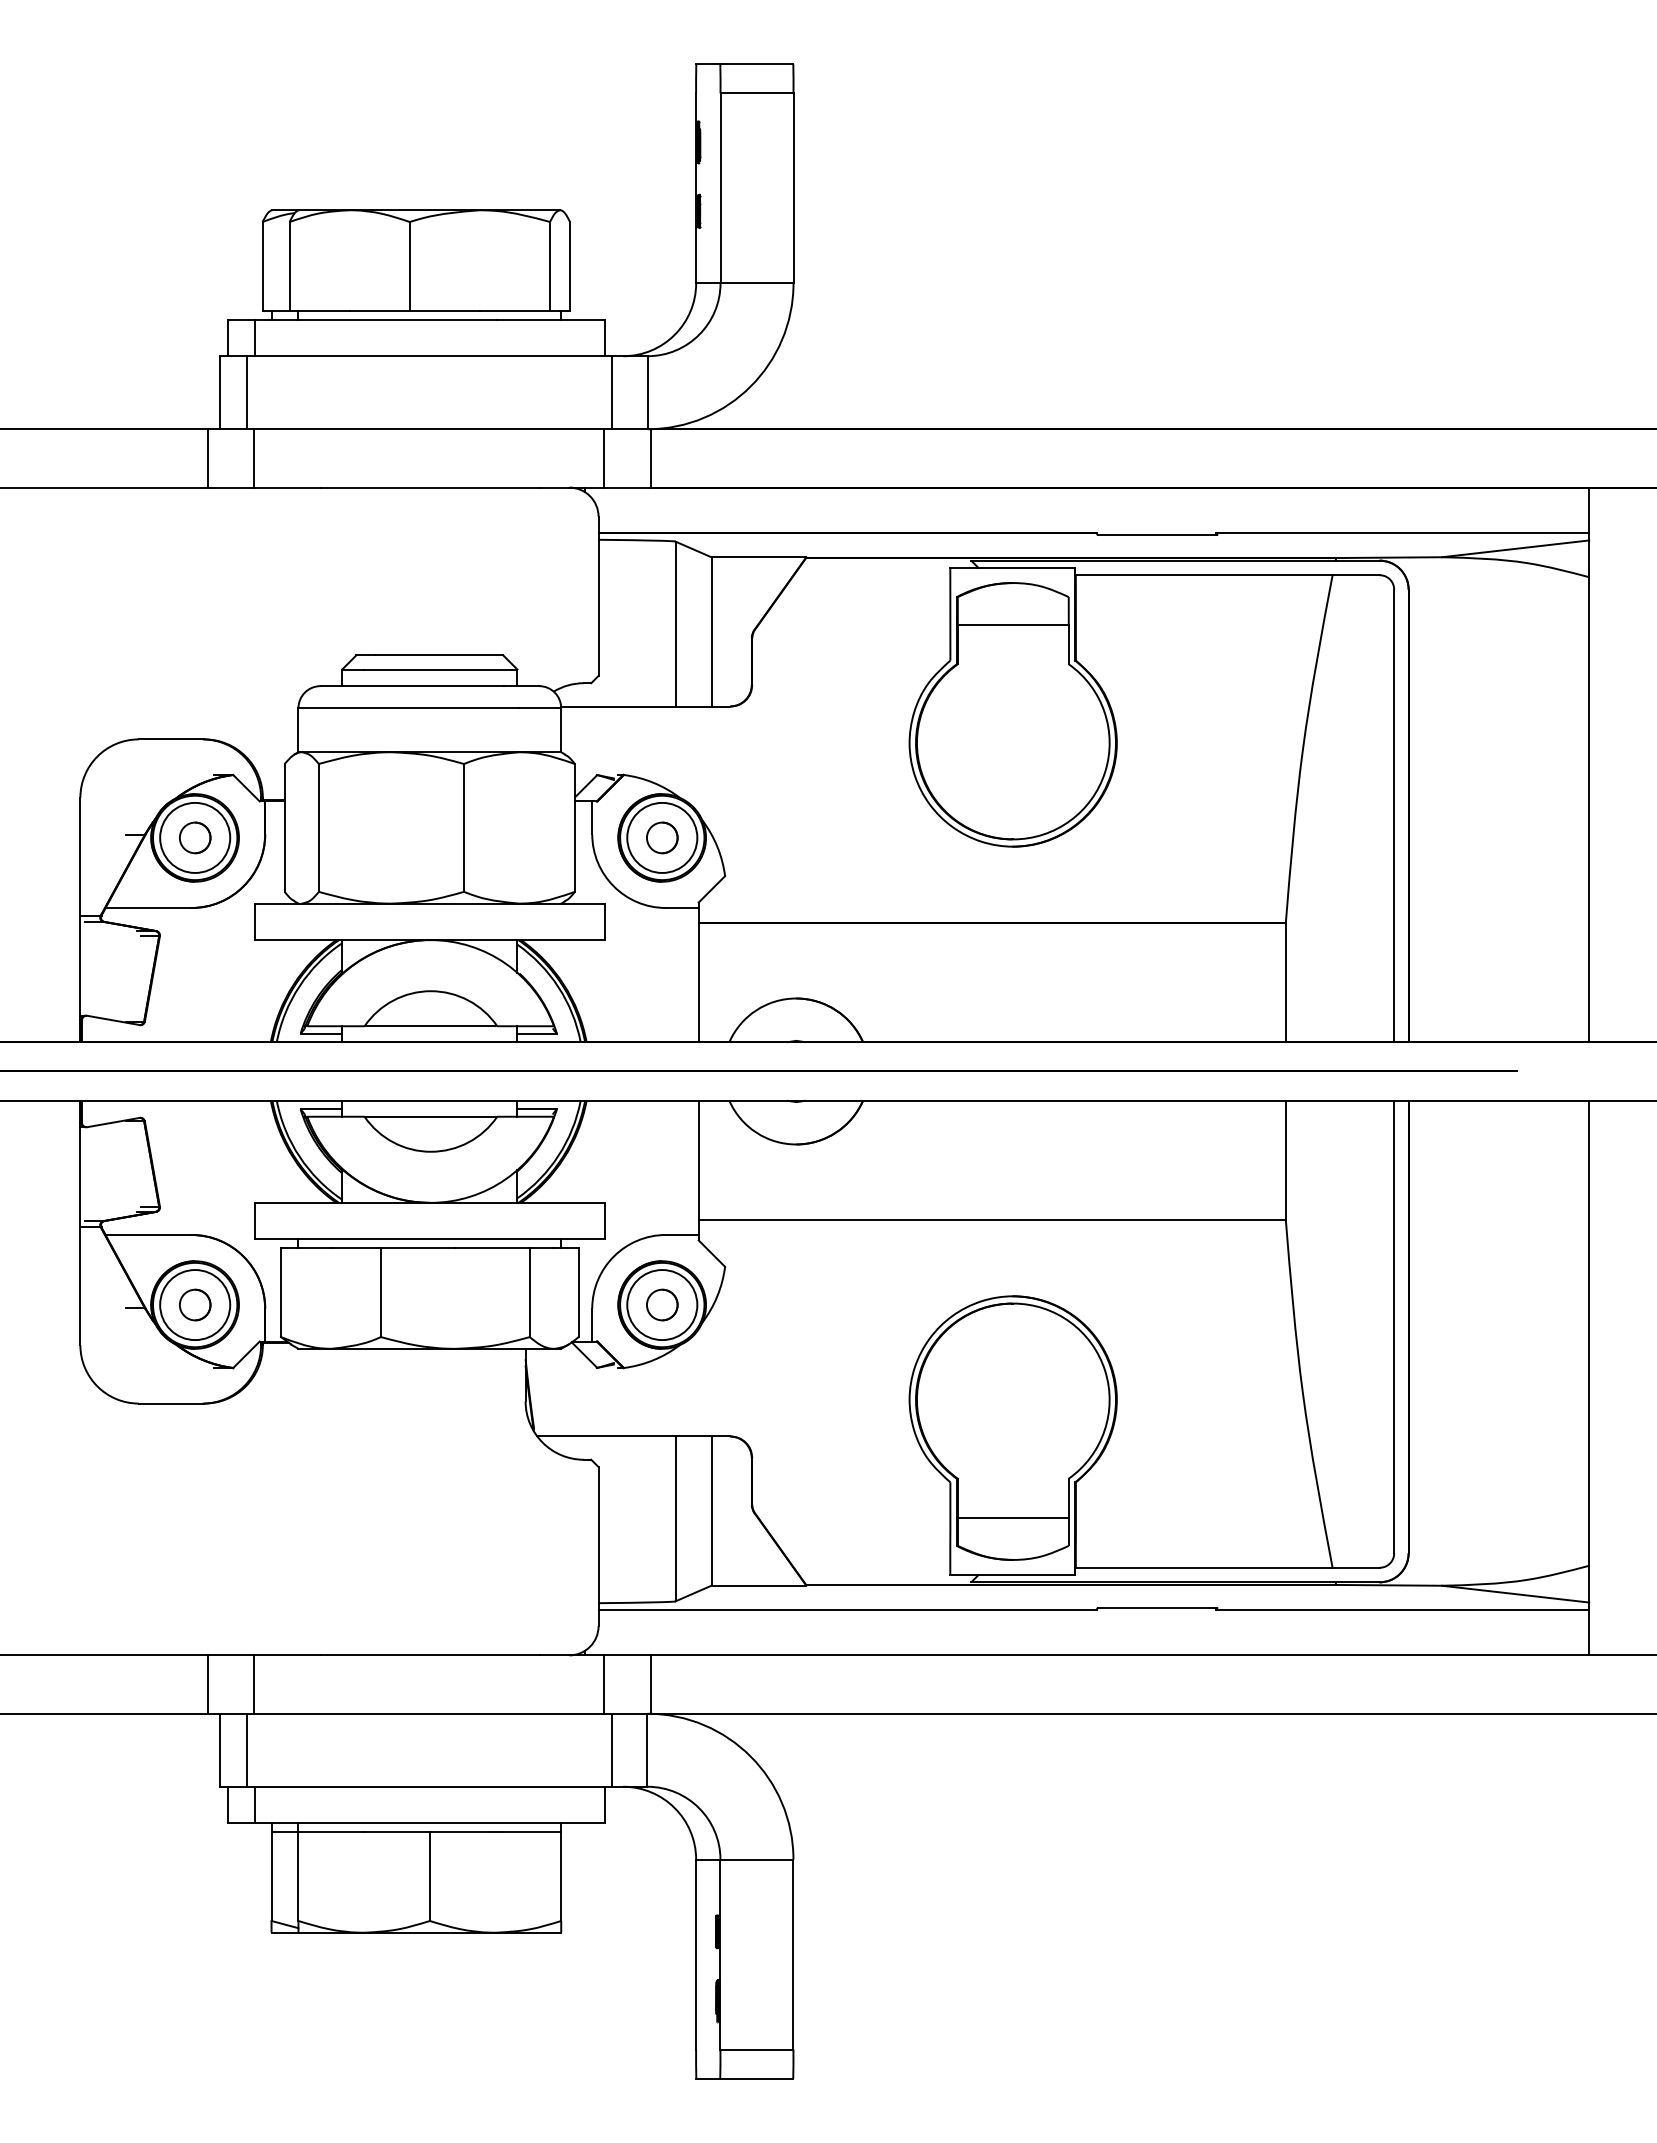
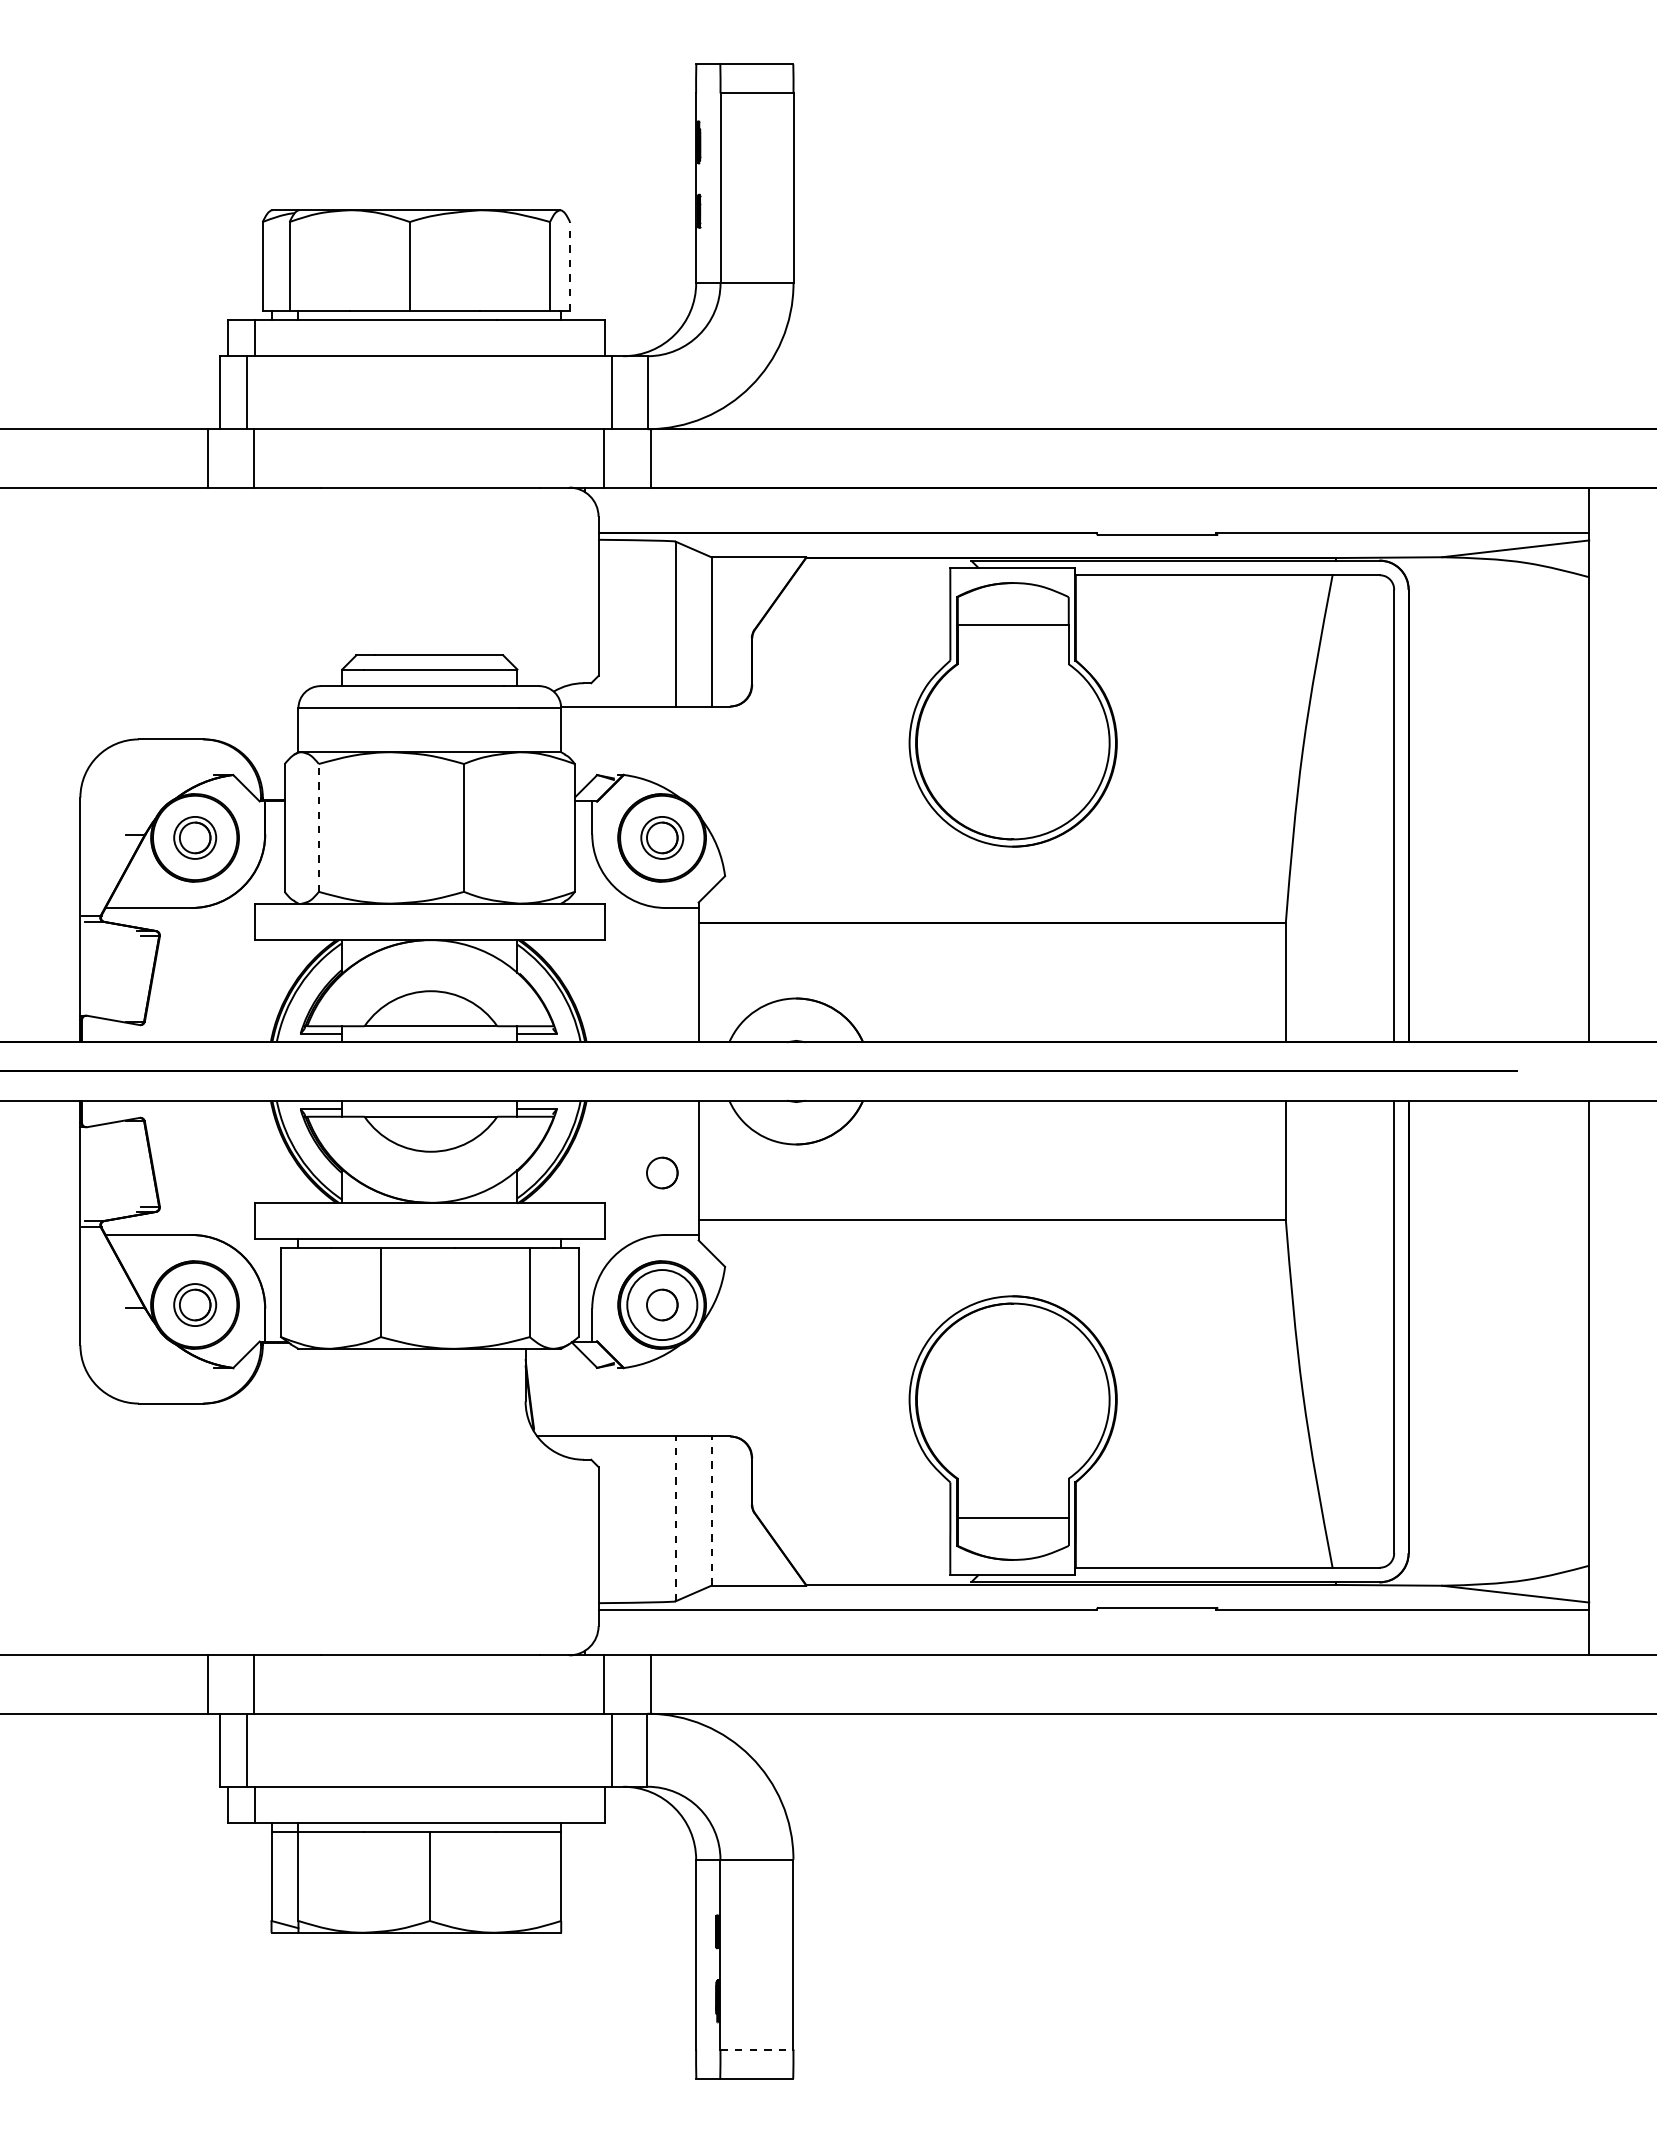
line: solid -> dashed (570, 265)
line: solid -> dashed (318, 827)
circle diameter: 70 px -> 42 px (195, 837)
circle diameter: 70 px -> 42 px (662, 837)
part: none -> present (662, 1172)
circle diameter: 70 px -> 42 px (195, 1305)
line: solid -> dashed (711, 1510)
line: solid -> dashed (675, 1518)
line: solid -> dashed (757, 2049)
